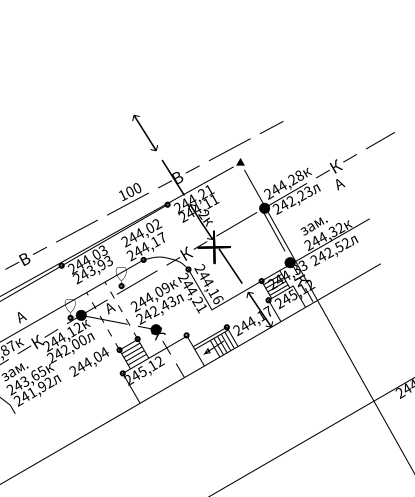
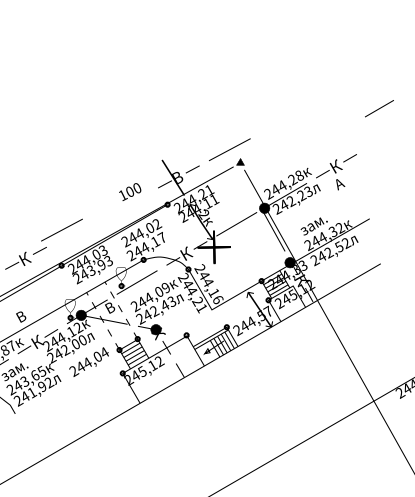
line: present -> none (271, 127)
fill: present -> none (145, 132)
line position: (380, 140) -> (379, 108) (379, 108)
fill: present -> none (127, 203)
line position: (76, 230) -> (61, 229) (61, 229)
text: В -> К (25, 258)
fill: present -> none (230, 266)
text: А -> В (110, 308)
text: 244,17 -> 244,57 (261, 315)
text: А -> В (21, 317)
